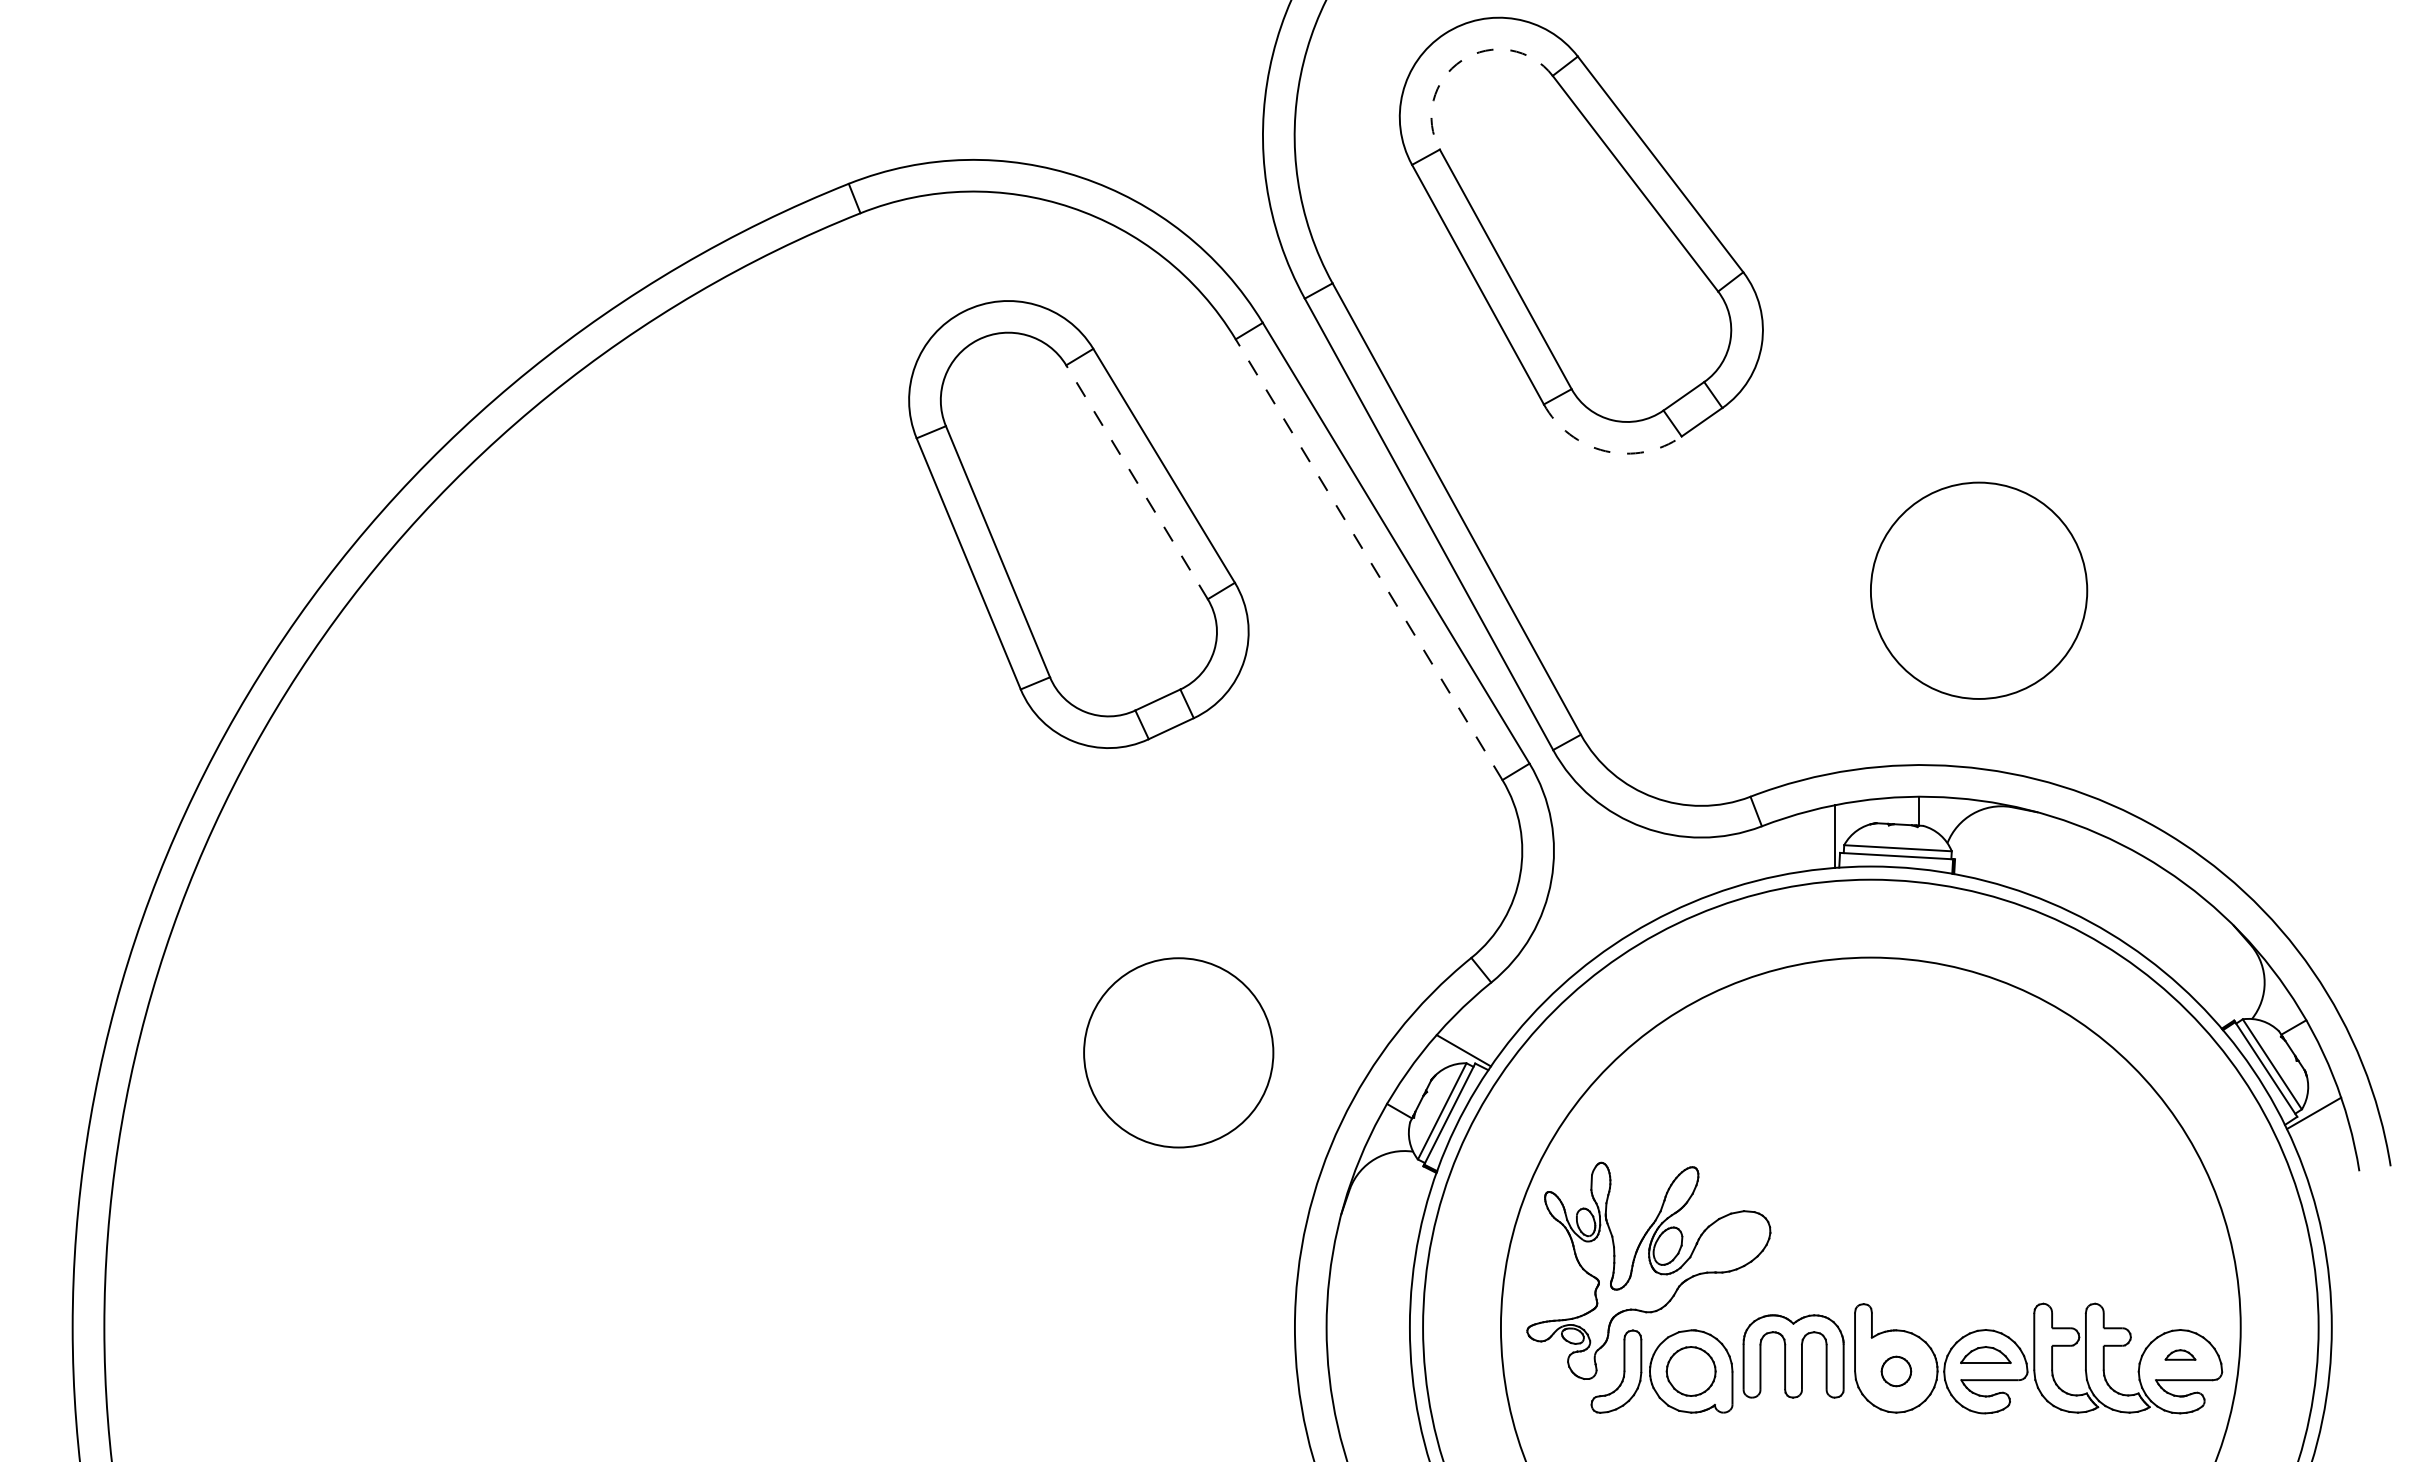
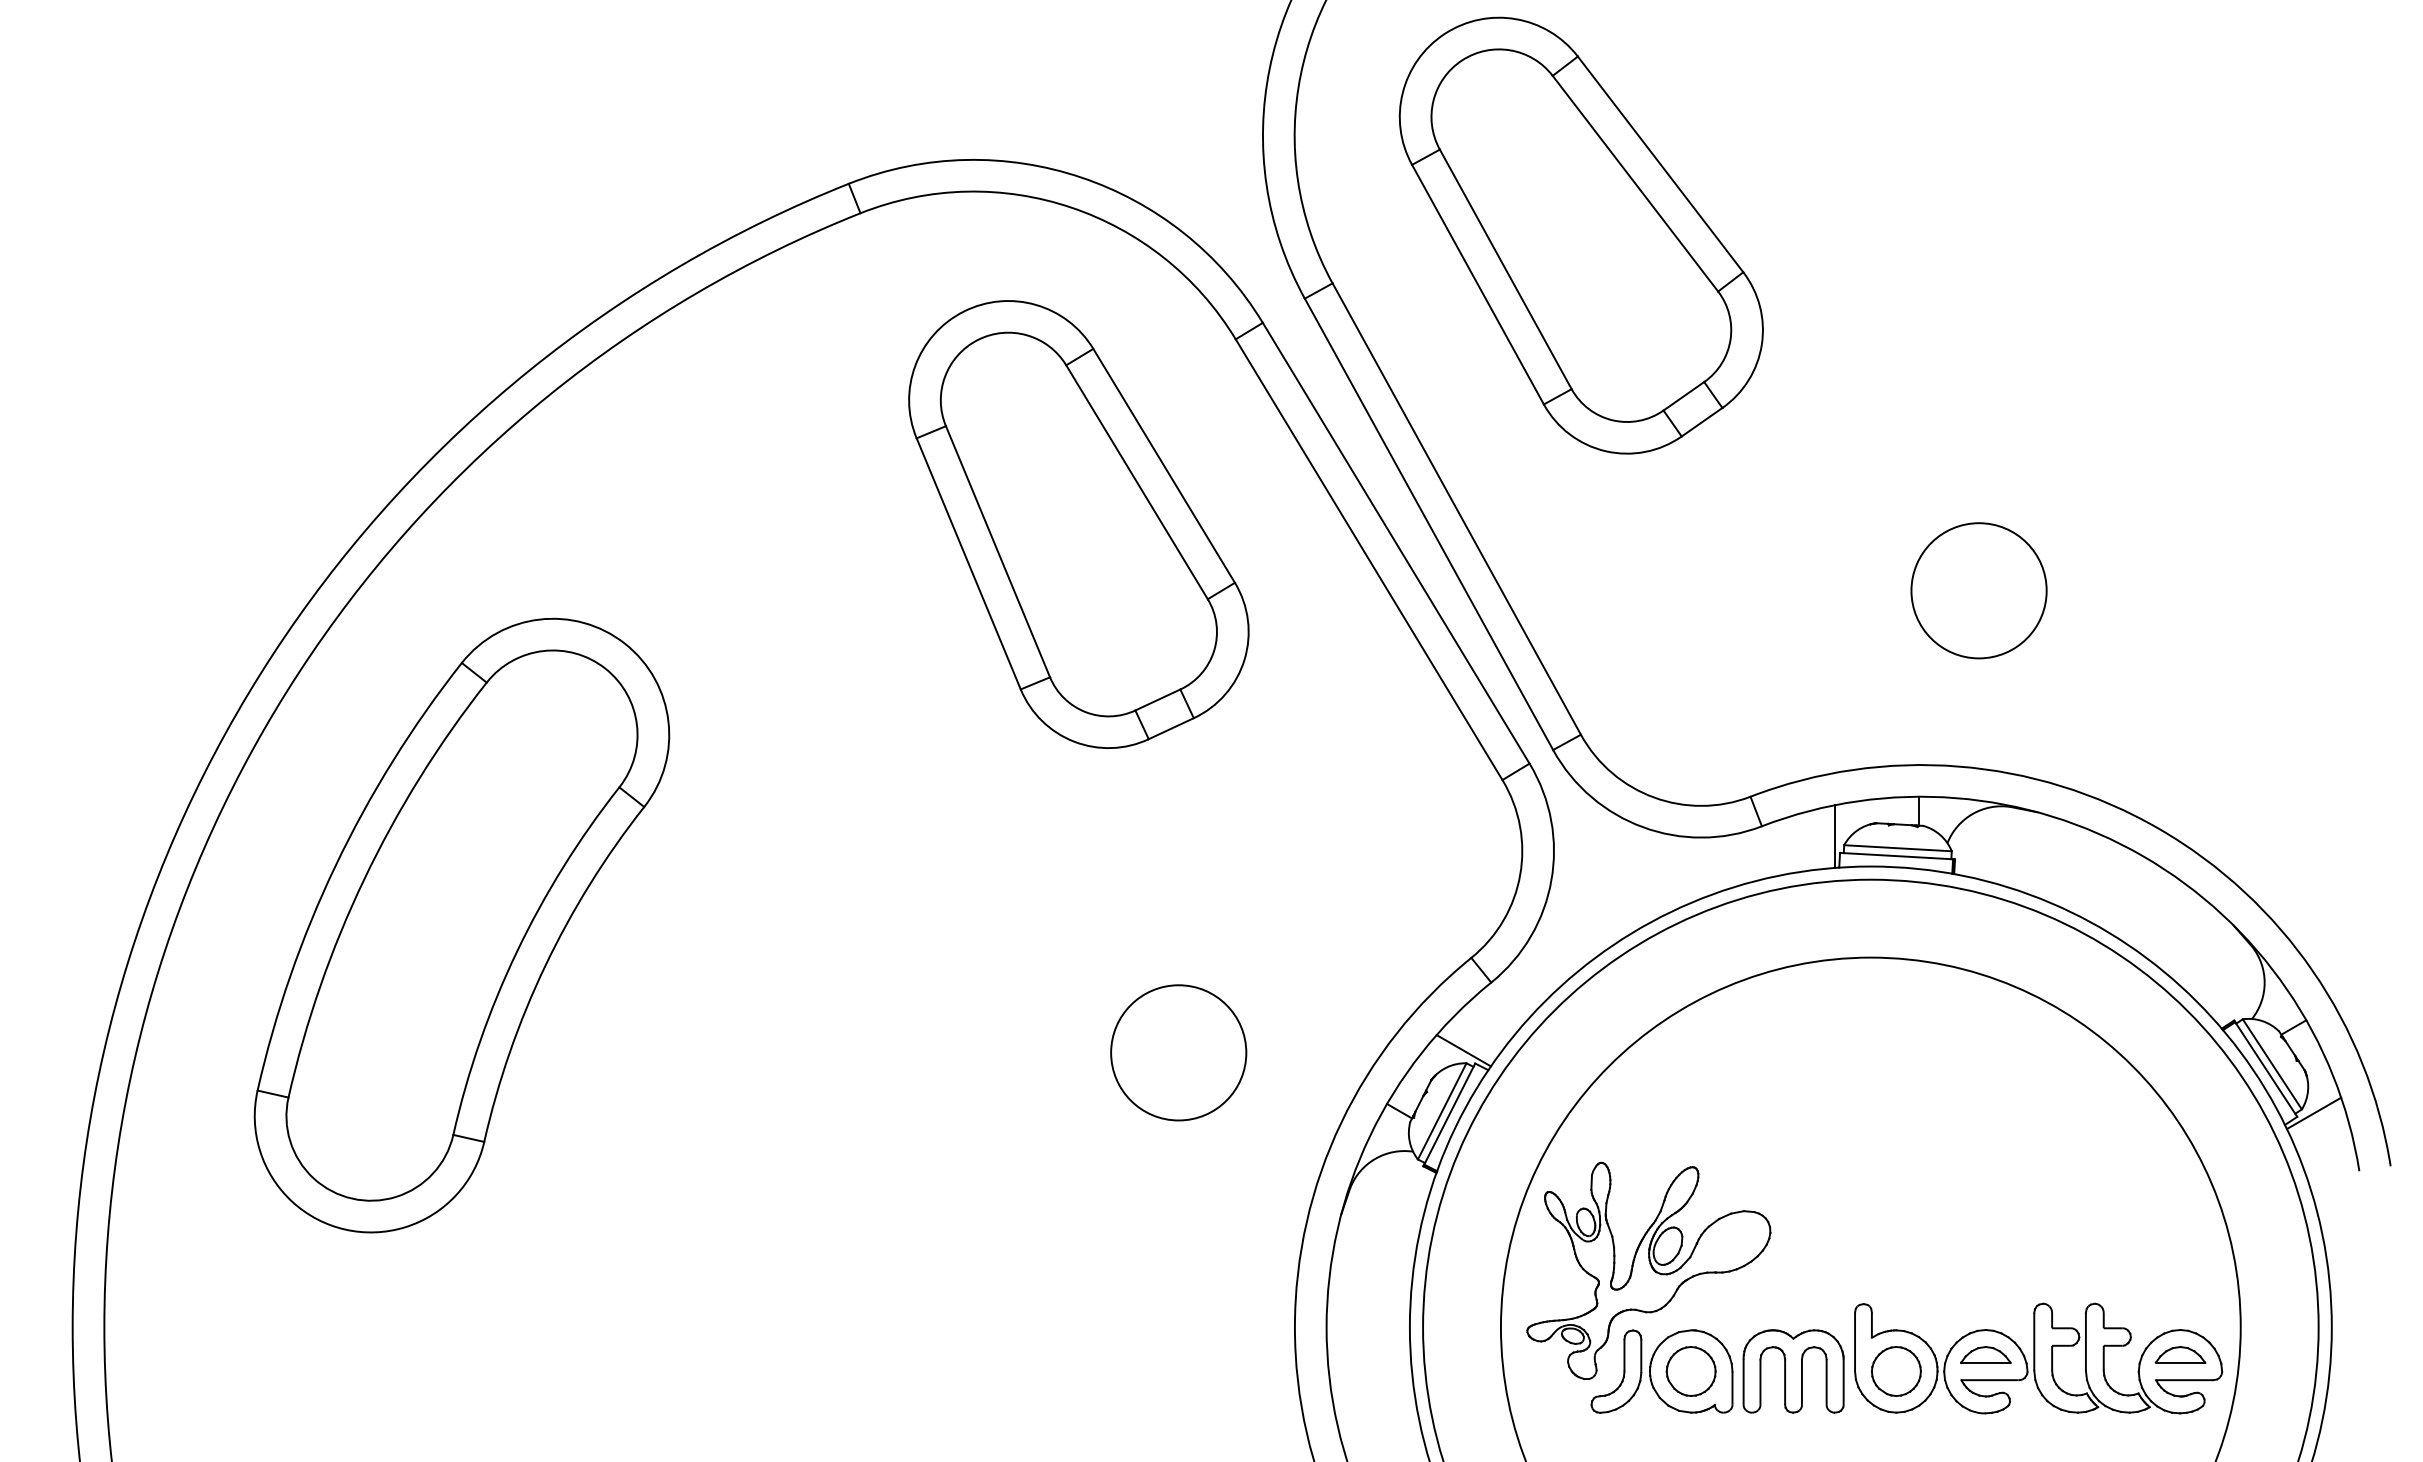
arc: dashed -> solid (1462, 60)
arc: dashed -> solid (1605, 451)
line: dashed -> solid (1137, 482)
line: dashed -> solid (1369, 559)
circle diameter: 216 px -> 135 px (1978, 590)
part: none -> present (461, 925)
circle diameter: 189 px -> 135 px (1178, 1052)
part size: 33x12 px -> 53x18 px (2180, 1354)
part position: (1793, 1356) -> (1793, 1371) (1793, 1371)
part size: 33x33 px -> 51x51 px (1896, 1371)
